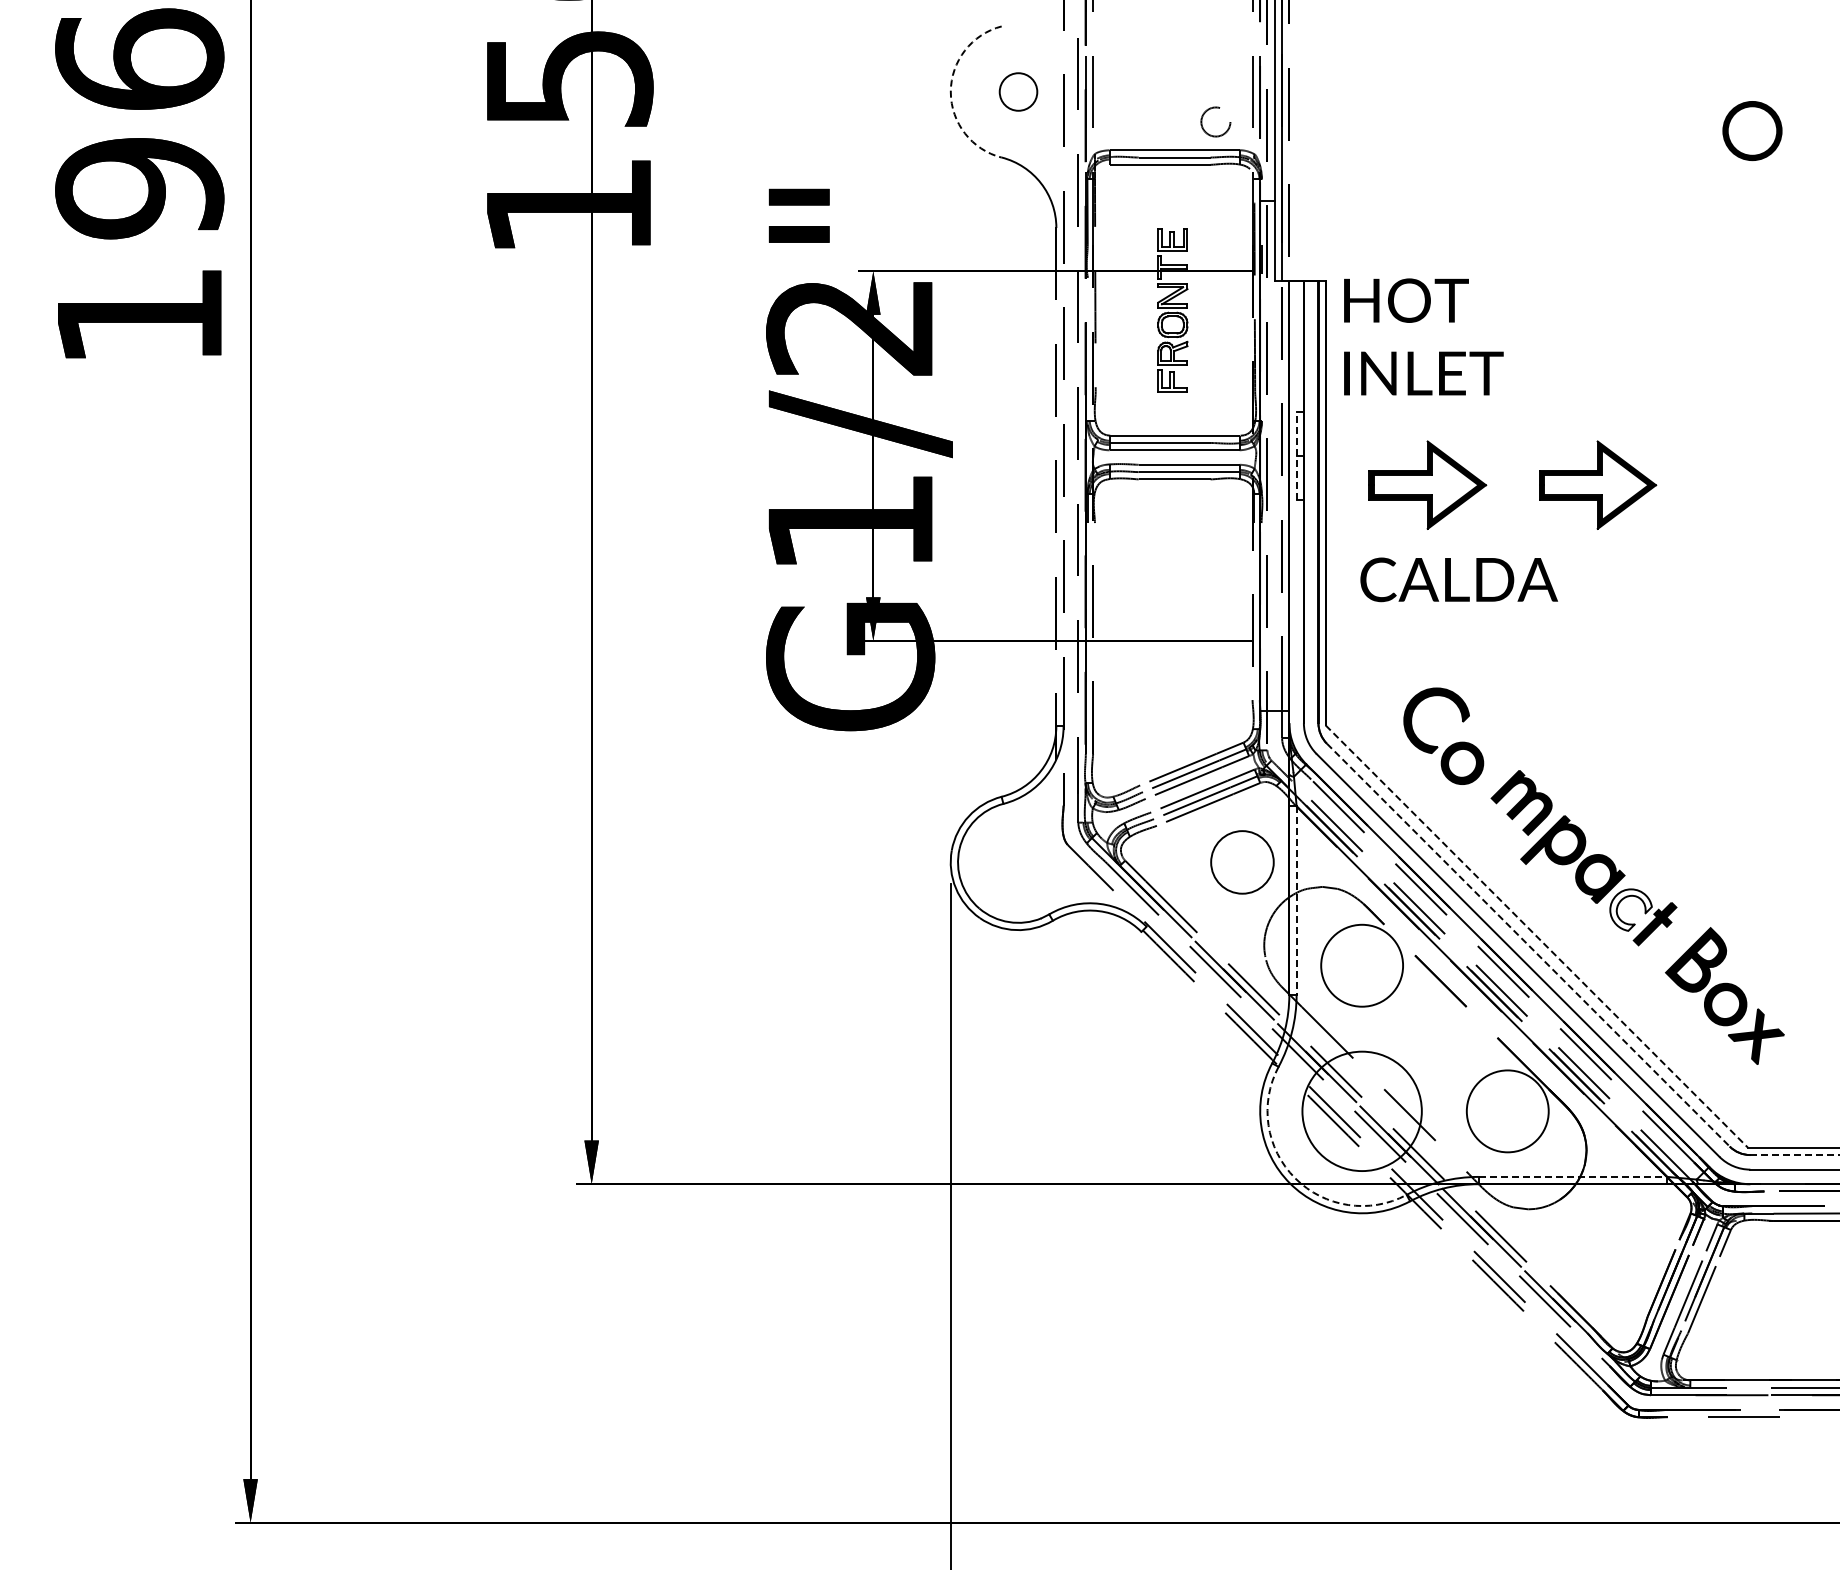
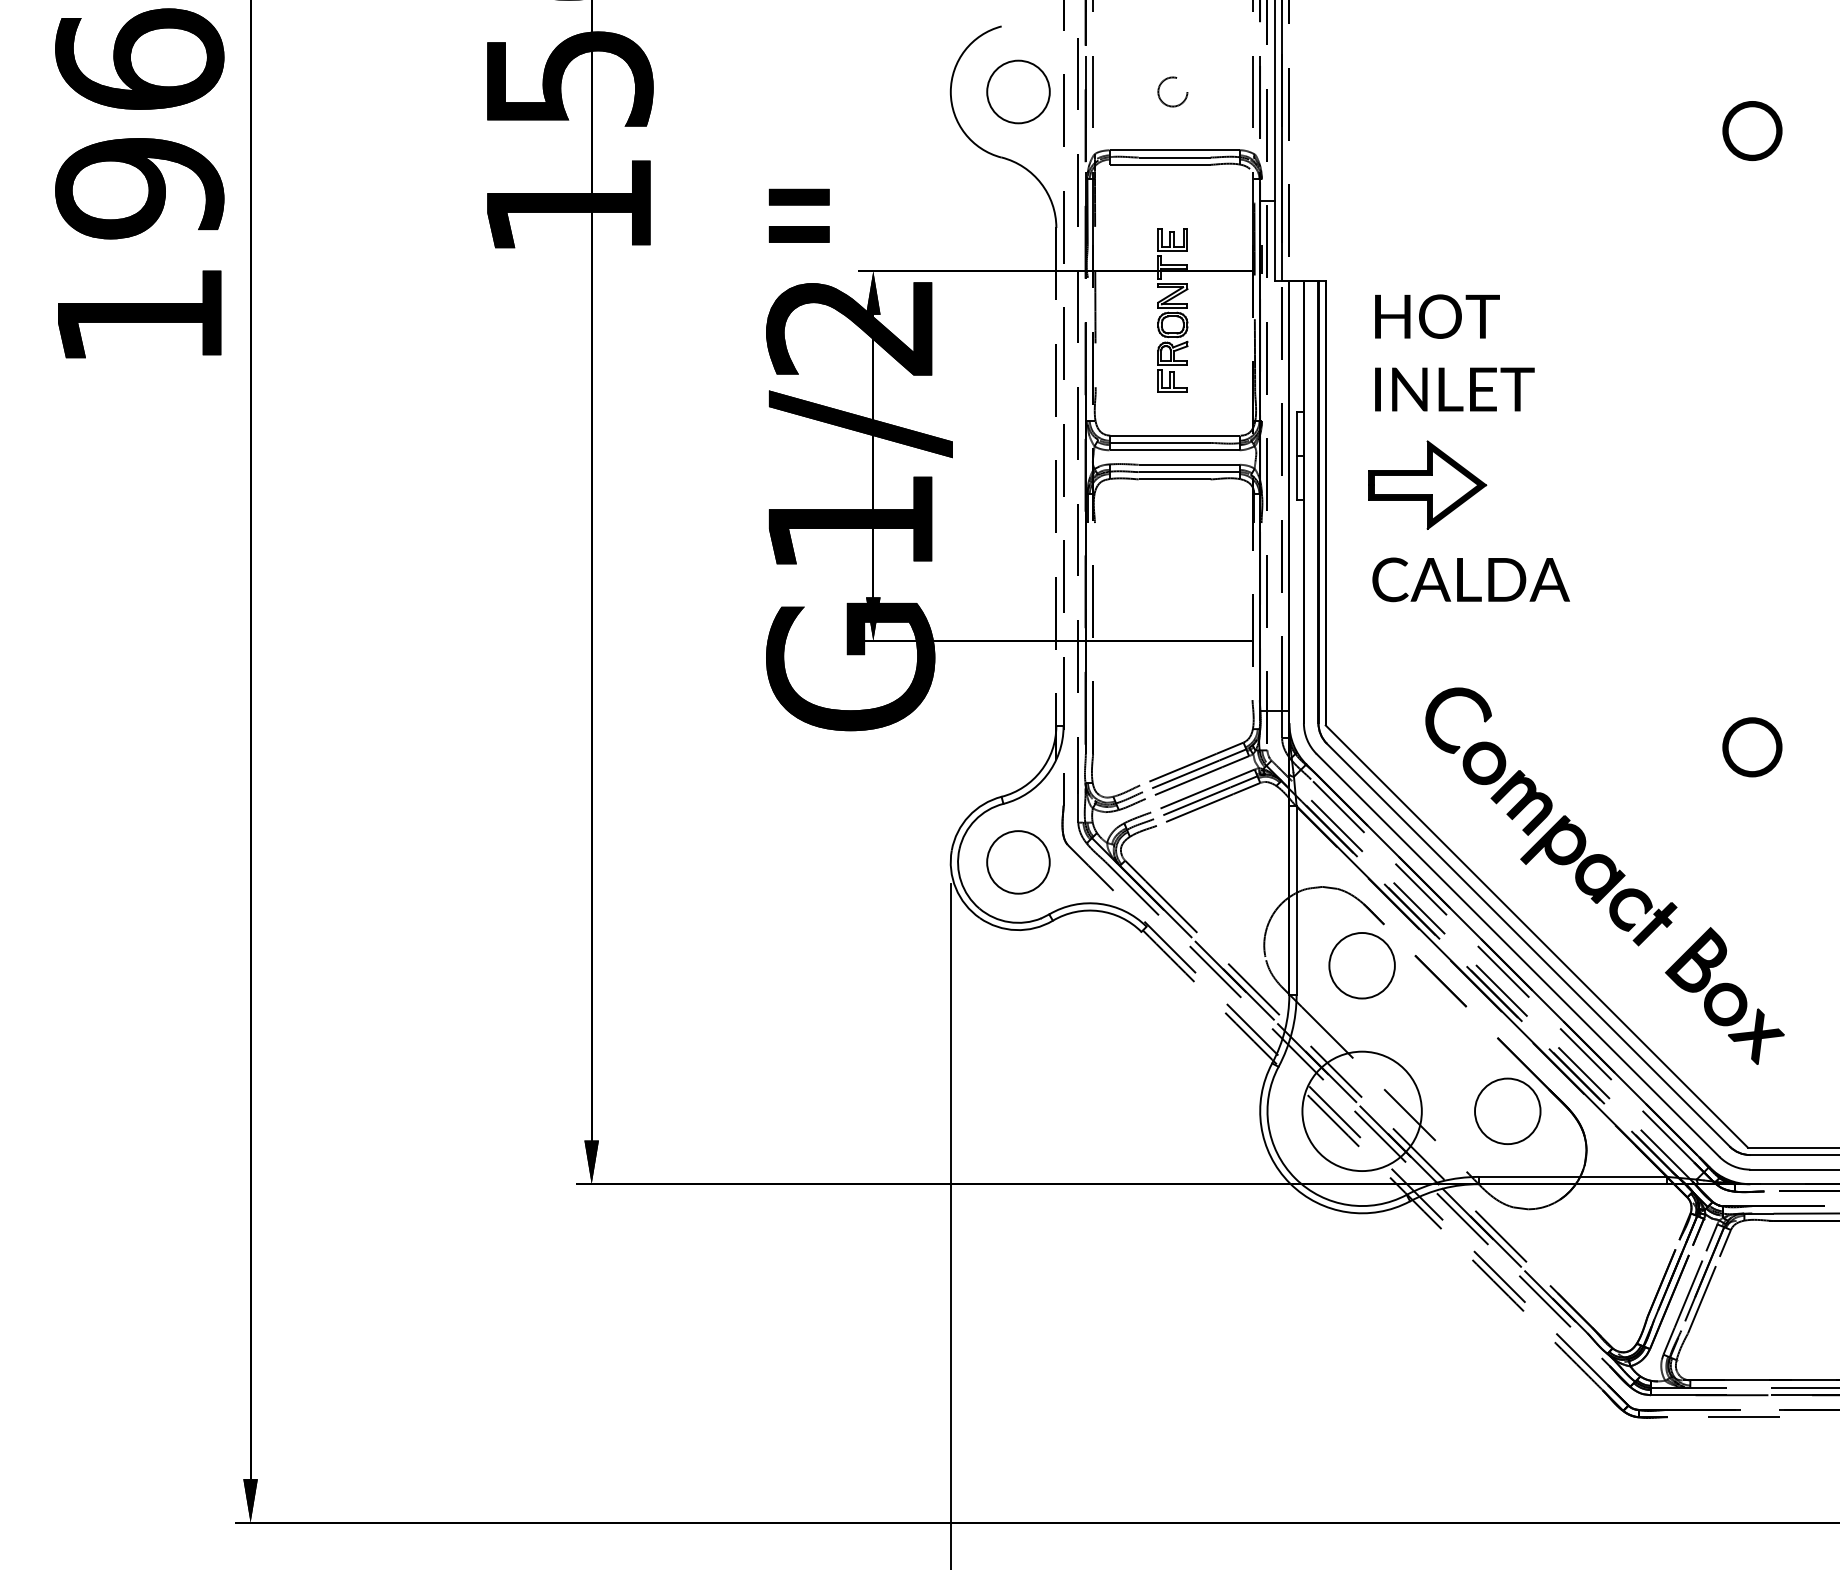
circle diameter: 38 px -> 63 px (1018, 91)
arc: dashed -> solid (950, 92)
circle position: (1215, 121) -> (1172, 91) (1172, 91)
text position: (1423, 336) -> (1454, 352) (1454, 352)
line: dashed -> solid (1296, 456)
part: present -> none (1597, 484)
text position: (1458, 579) -> (1470, 579) (1470, 579)
part position: (1451, 744) -> (1473, 744) (1473, 744)
part: none -> present (1752, 747)
part position: (1242, 862) -> (1018, 862) (1018, 862)
line: dashed -> solid (1296, 900)
fill: none -> present (1630, 909)
line: dashed -> solid (1536, 936)
line: dashed -> solid (1528, 945)
circle diameter: 82 px -> 66 px (1361, 965)
circle diameter: 82 px -> 66 px (1507, 1111)
line: dashed -> solid (1795, 1155)
line: dashed -> solid (1573, 1176)
arc: dashed -> solid (1295, 1178)
